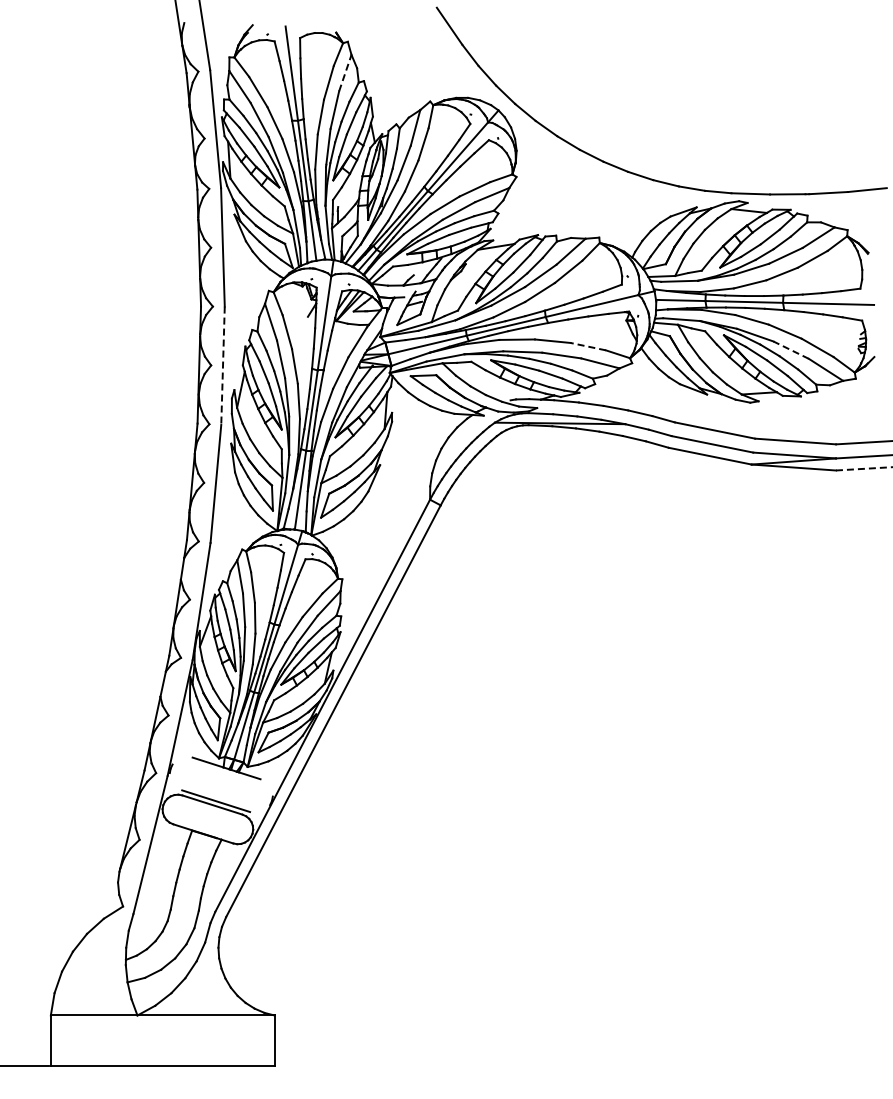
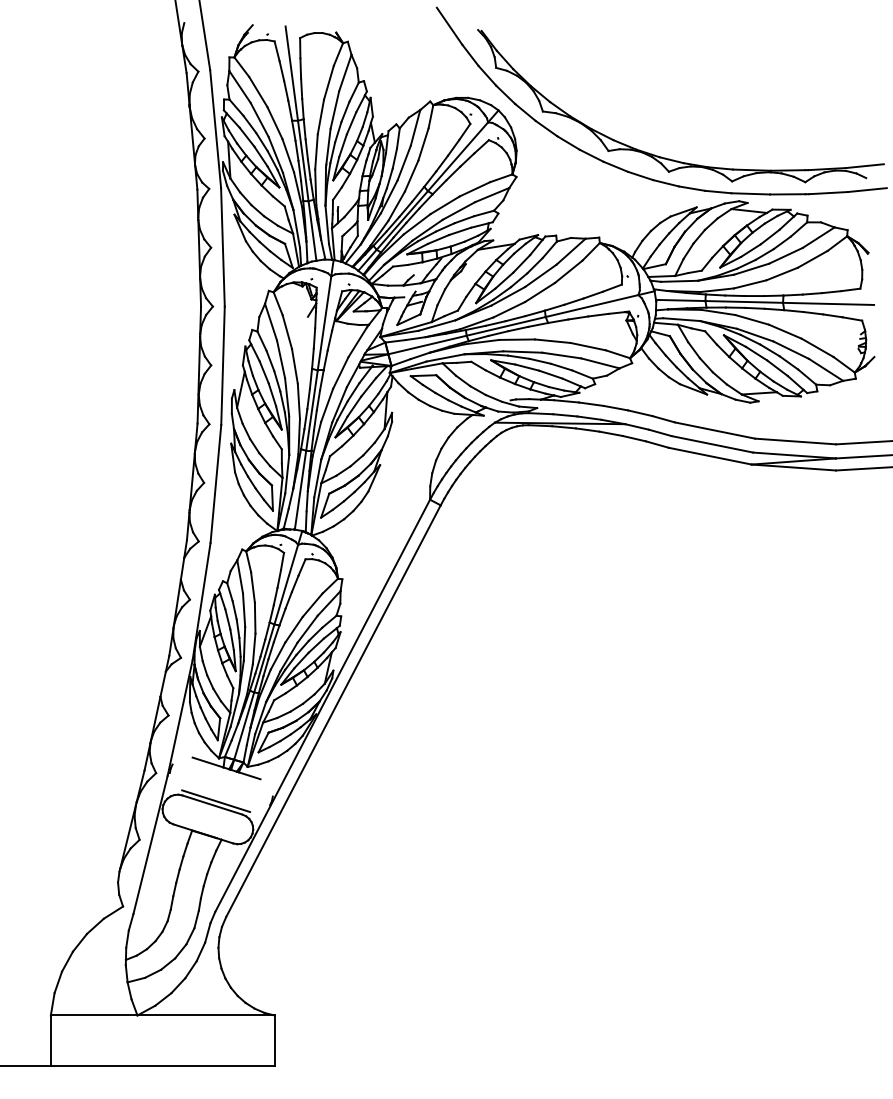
line: dashed -> solid (345, 72)
part: none -> present (669, 158)
line: dashed -> solid (587, 346)
line: dashed -> solid (791, 350)
line: dashed -> solid (223, 366)
line: dashed -> solid (864, 468)
